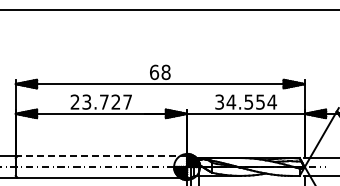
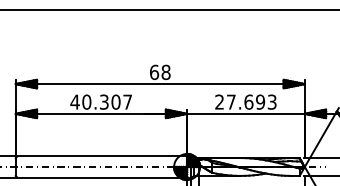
text: 23.727 -> 40.307 (95, 101)
text: 34.554 -> 27.693 (246, 101)
line: dashed -> solid (102, 156)
